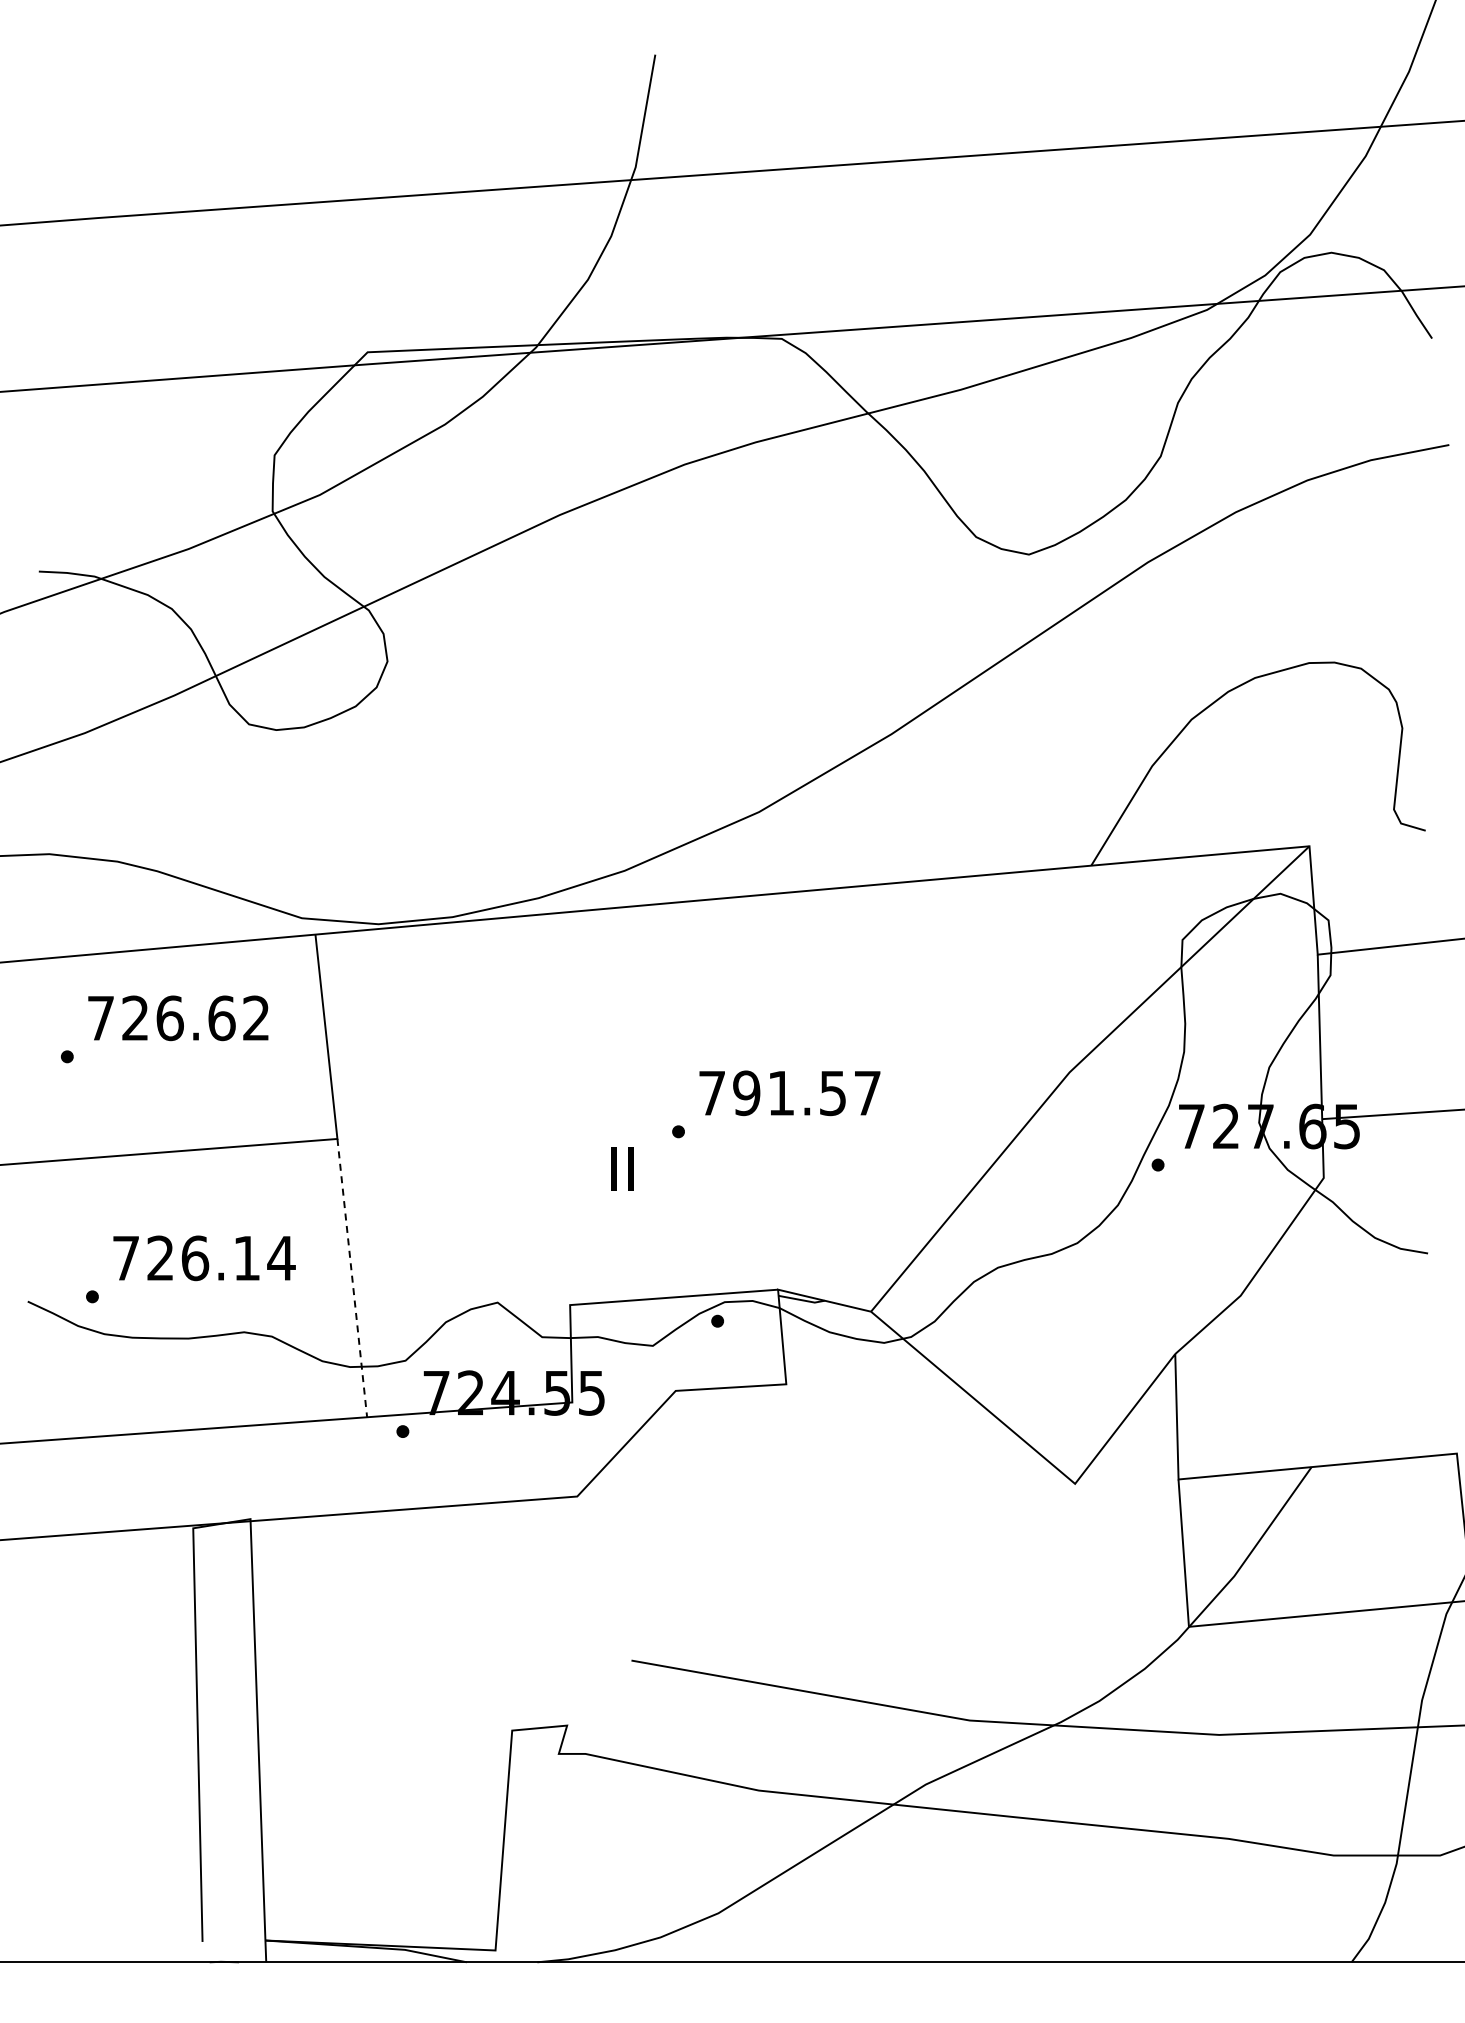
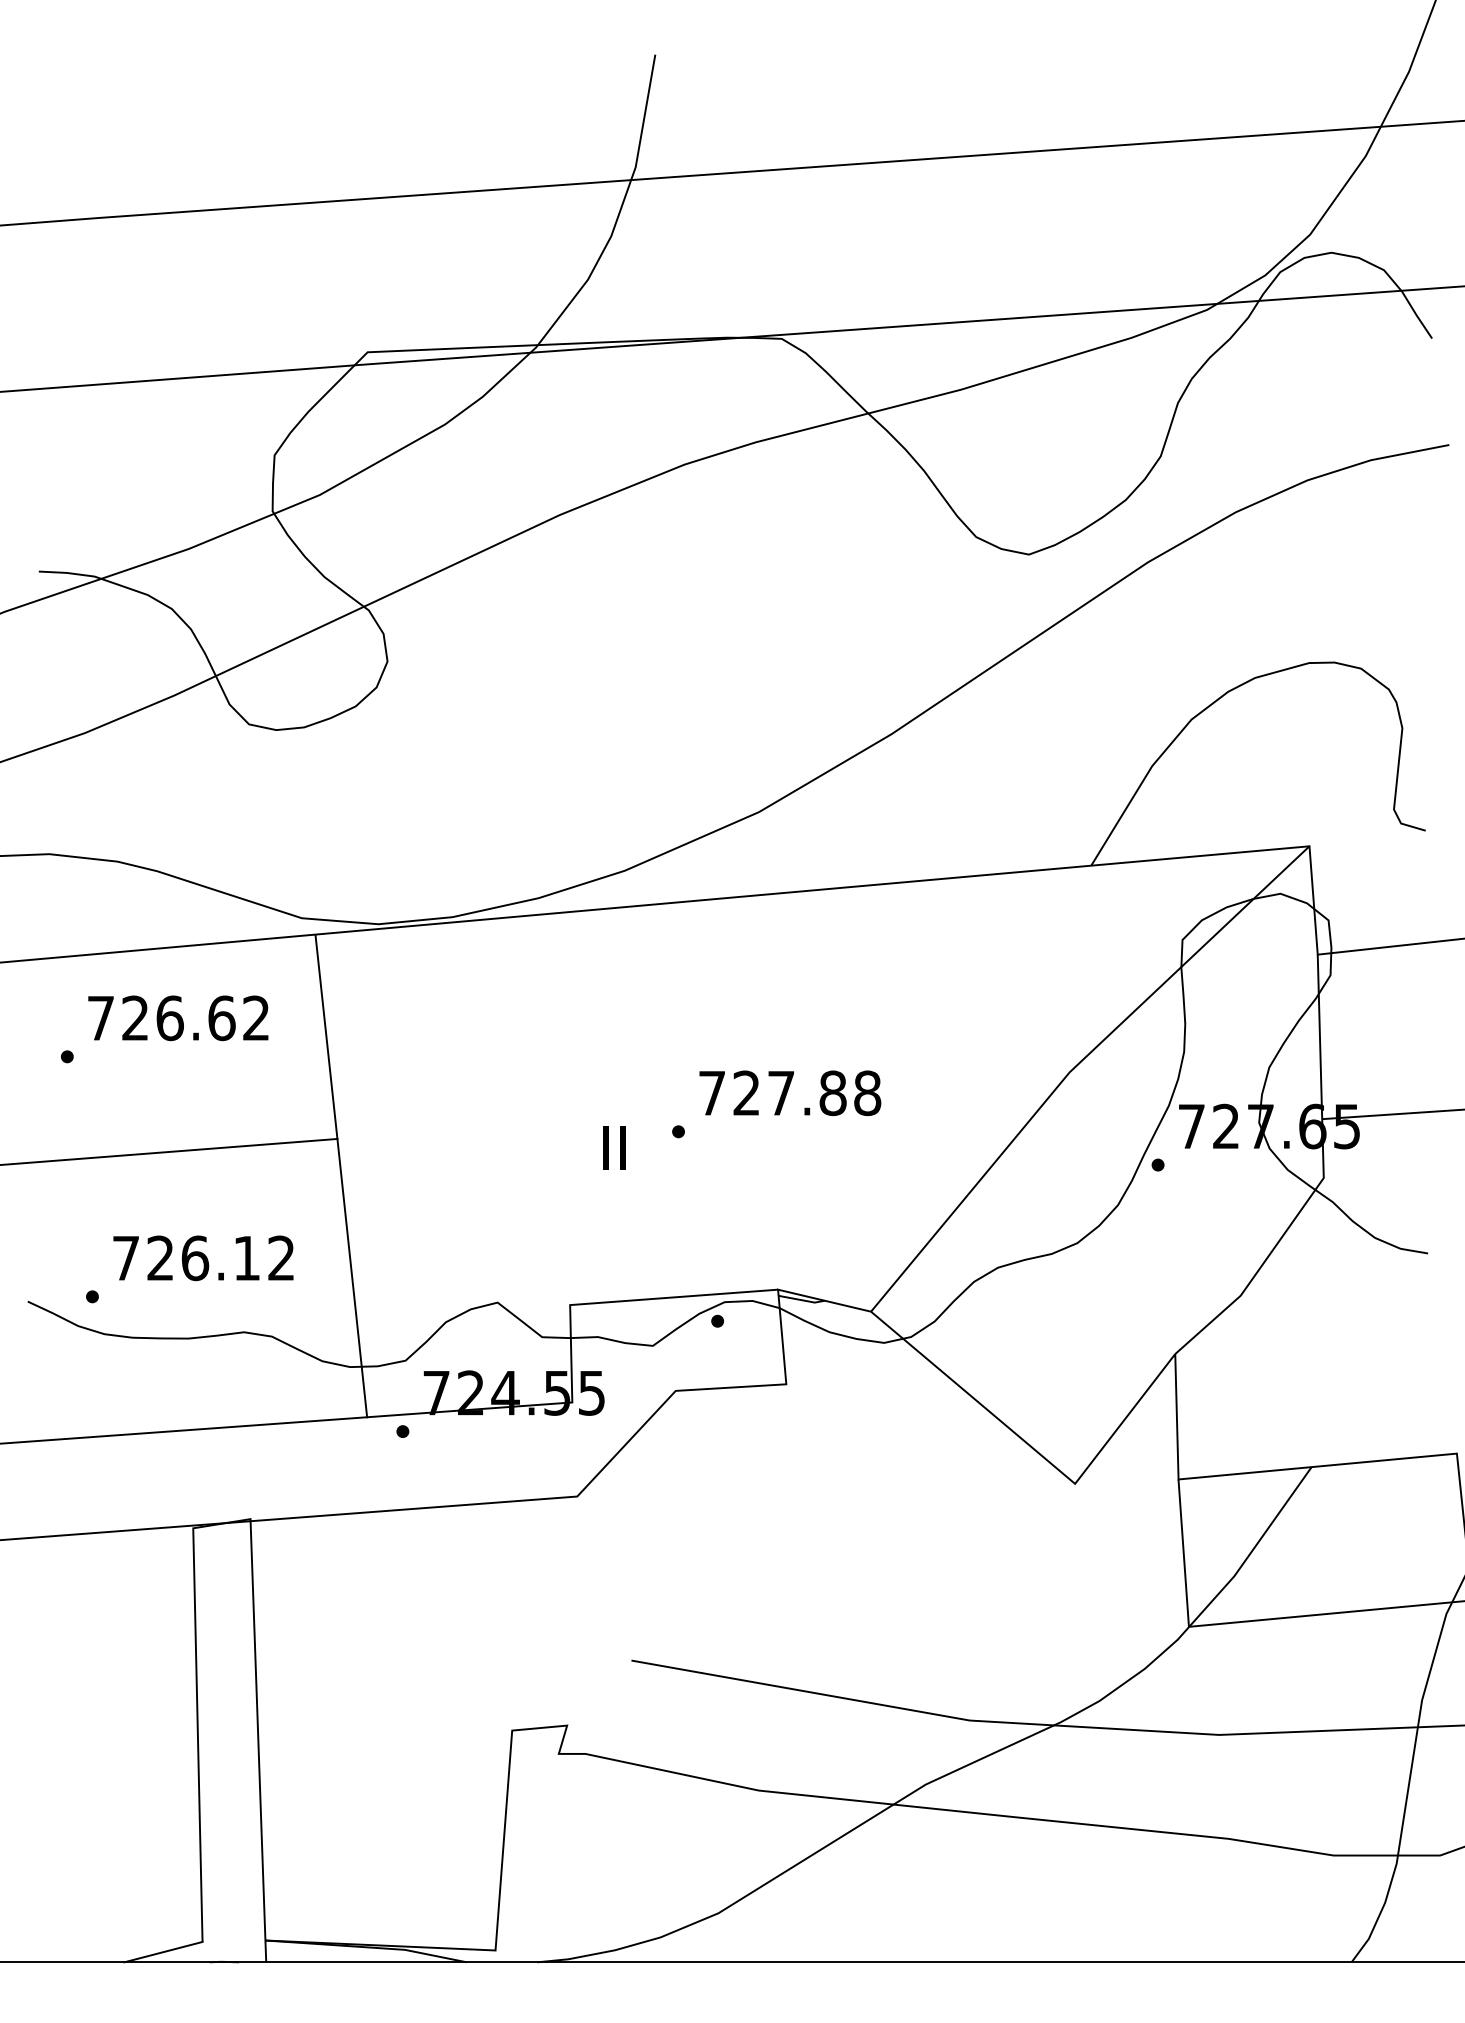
text: 791.57 -> 727.88 (807, 1093)
text position: (622, 1168) -> (614, 1147) (614, 1147)
text: 726.14 -> 726.12 (281, 1257)
line: dashed -> solid (352, 1278)
line: none -> present (163, 1951)
